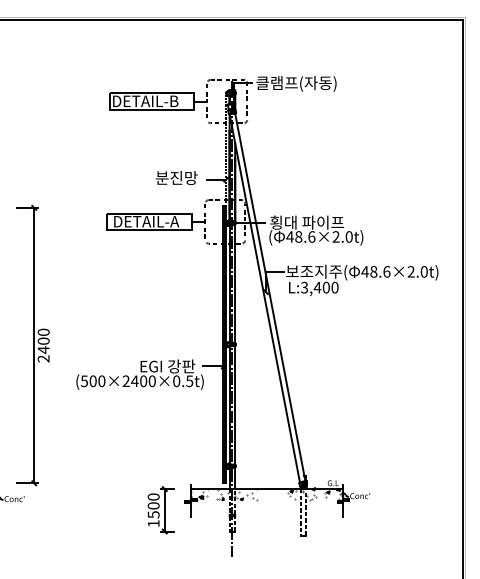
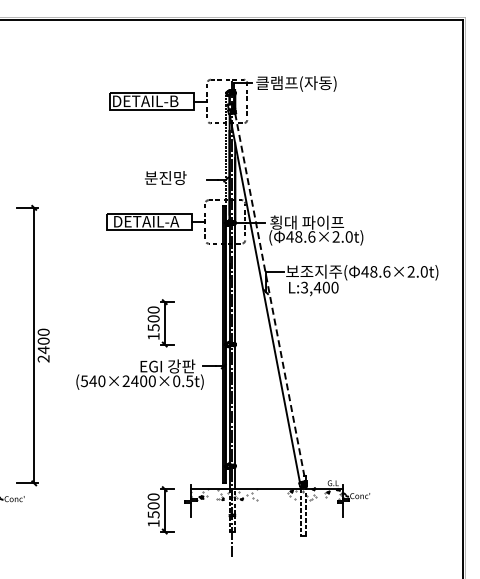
text position: (176, 177) -> (165, 177) (165, 177)
line: solid -> dashed (270, 297)
part: none -> present (160, 323)
text: (500×2400×0.5t) -> (540×2400×0.5t) (93, 381)
